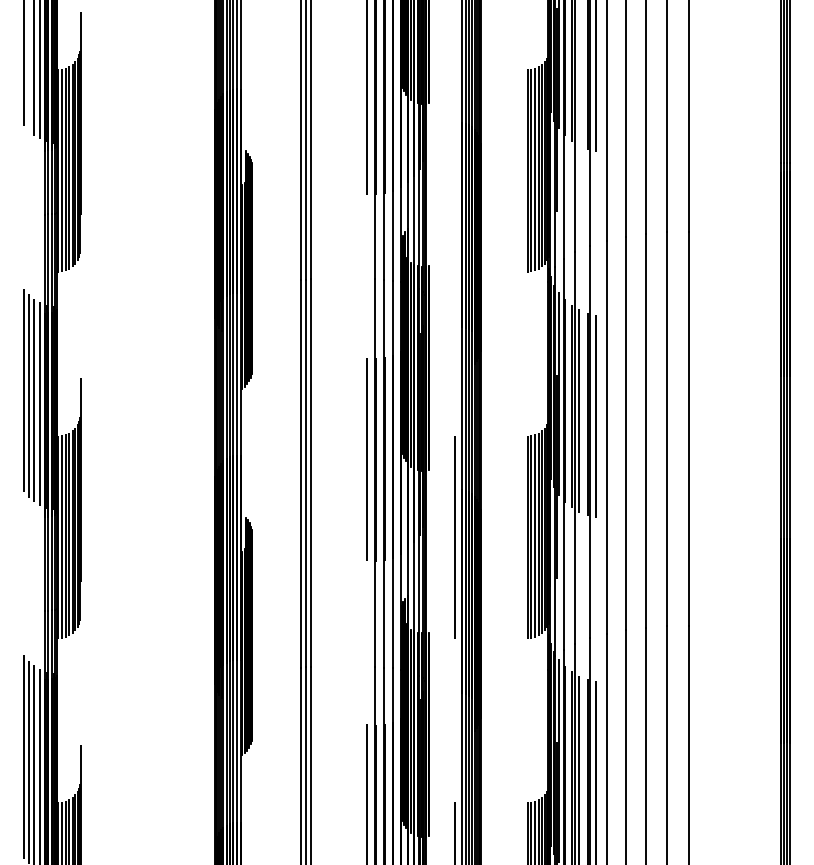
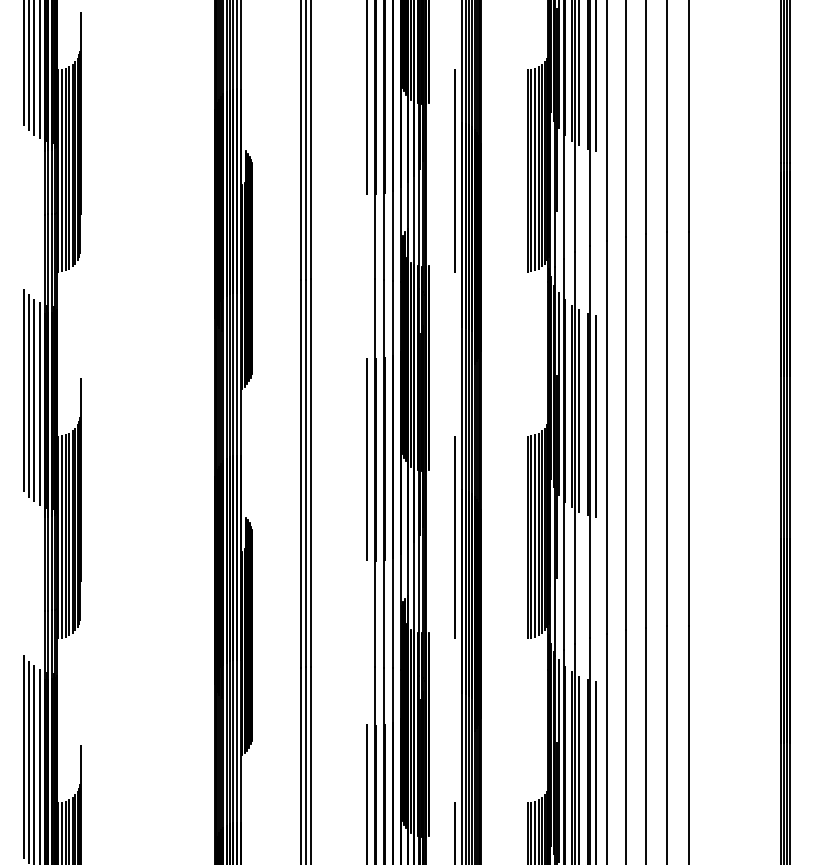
line: none -> present (28, 66)
line: none -> present (579, 74)
line: none -> present (454, 170)
